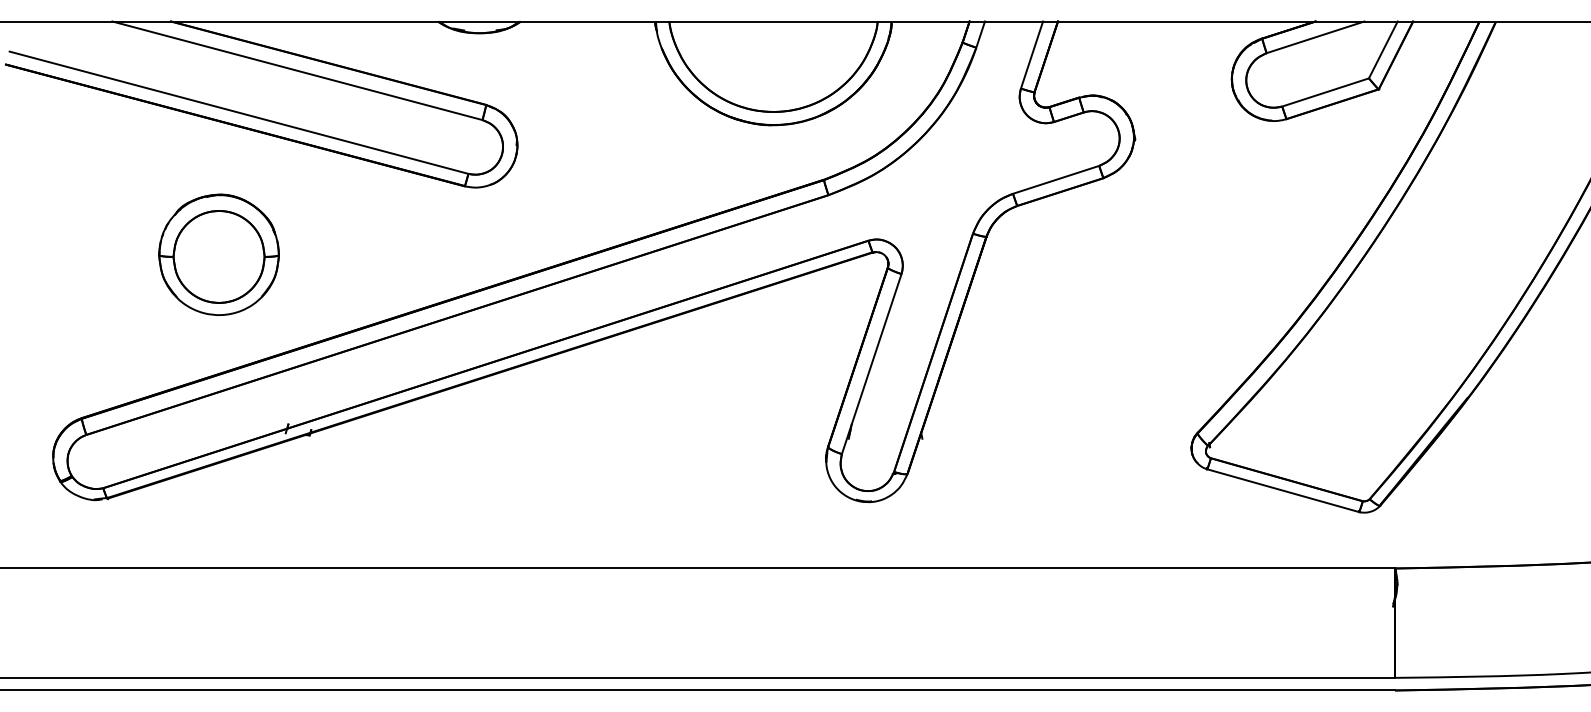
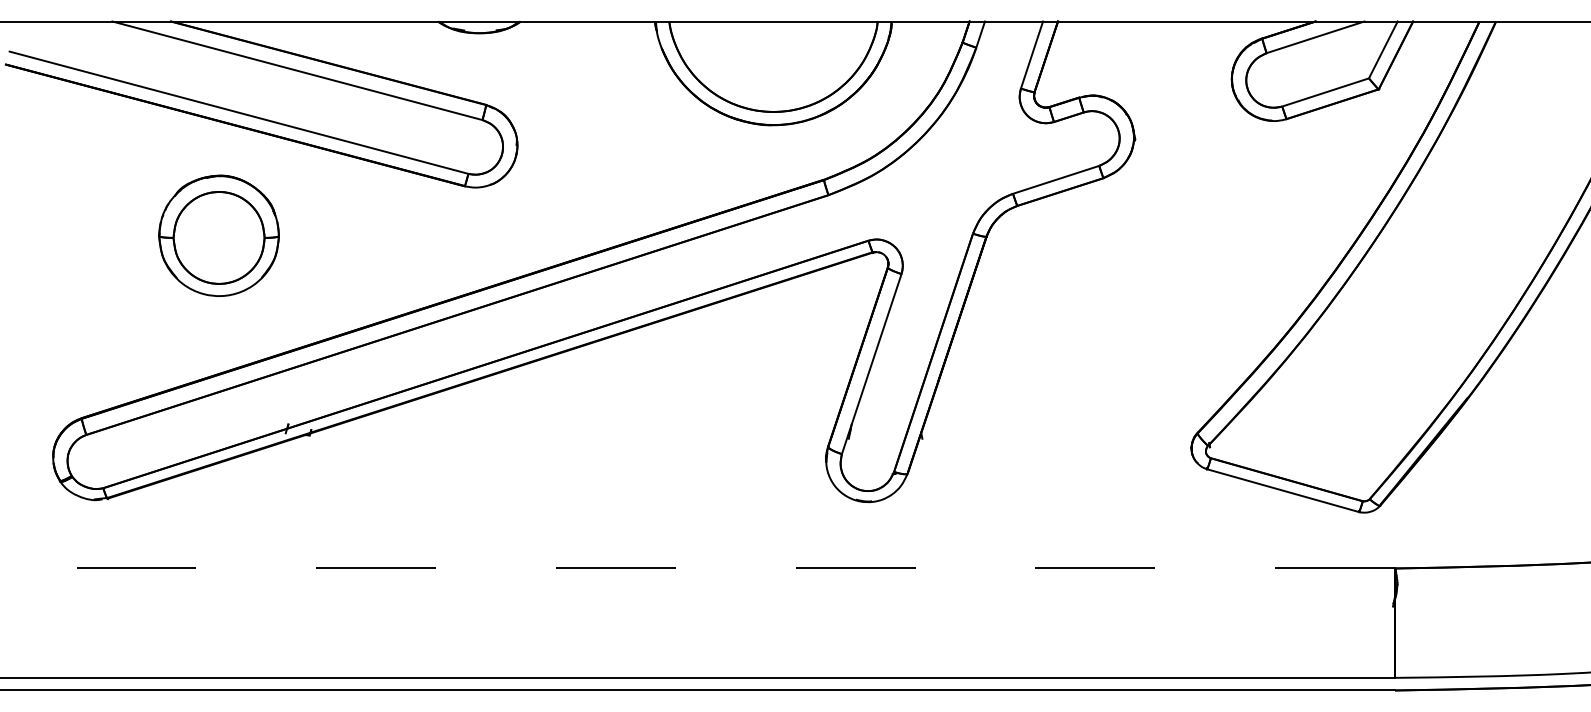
part position: (218, 254) -> (218, 235) (218, 235)
line: solid -> dashed (697, 568)
